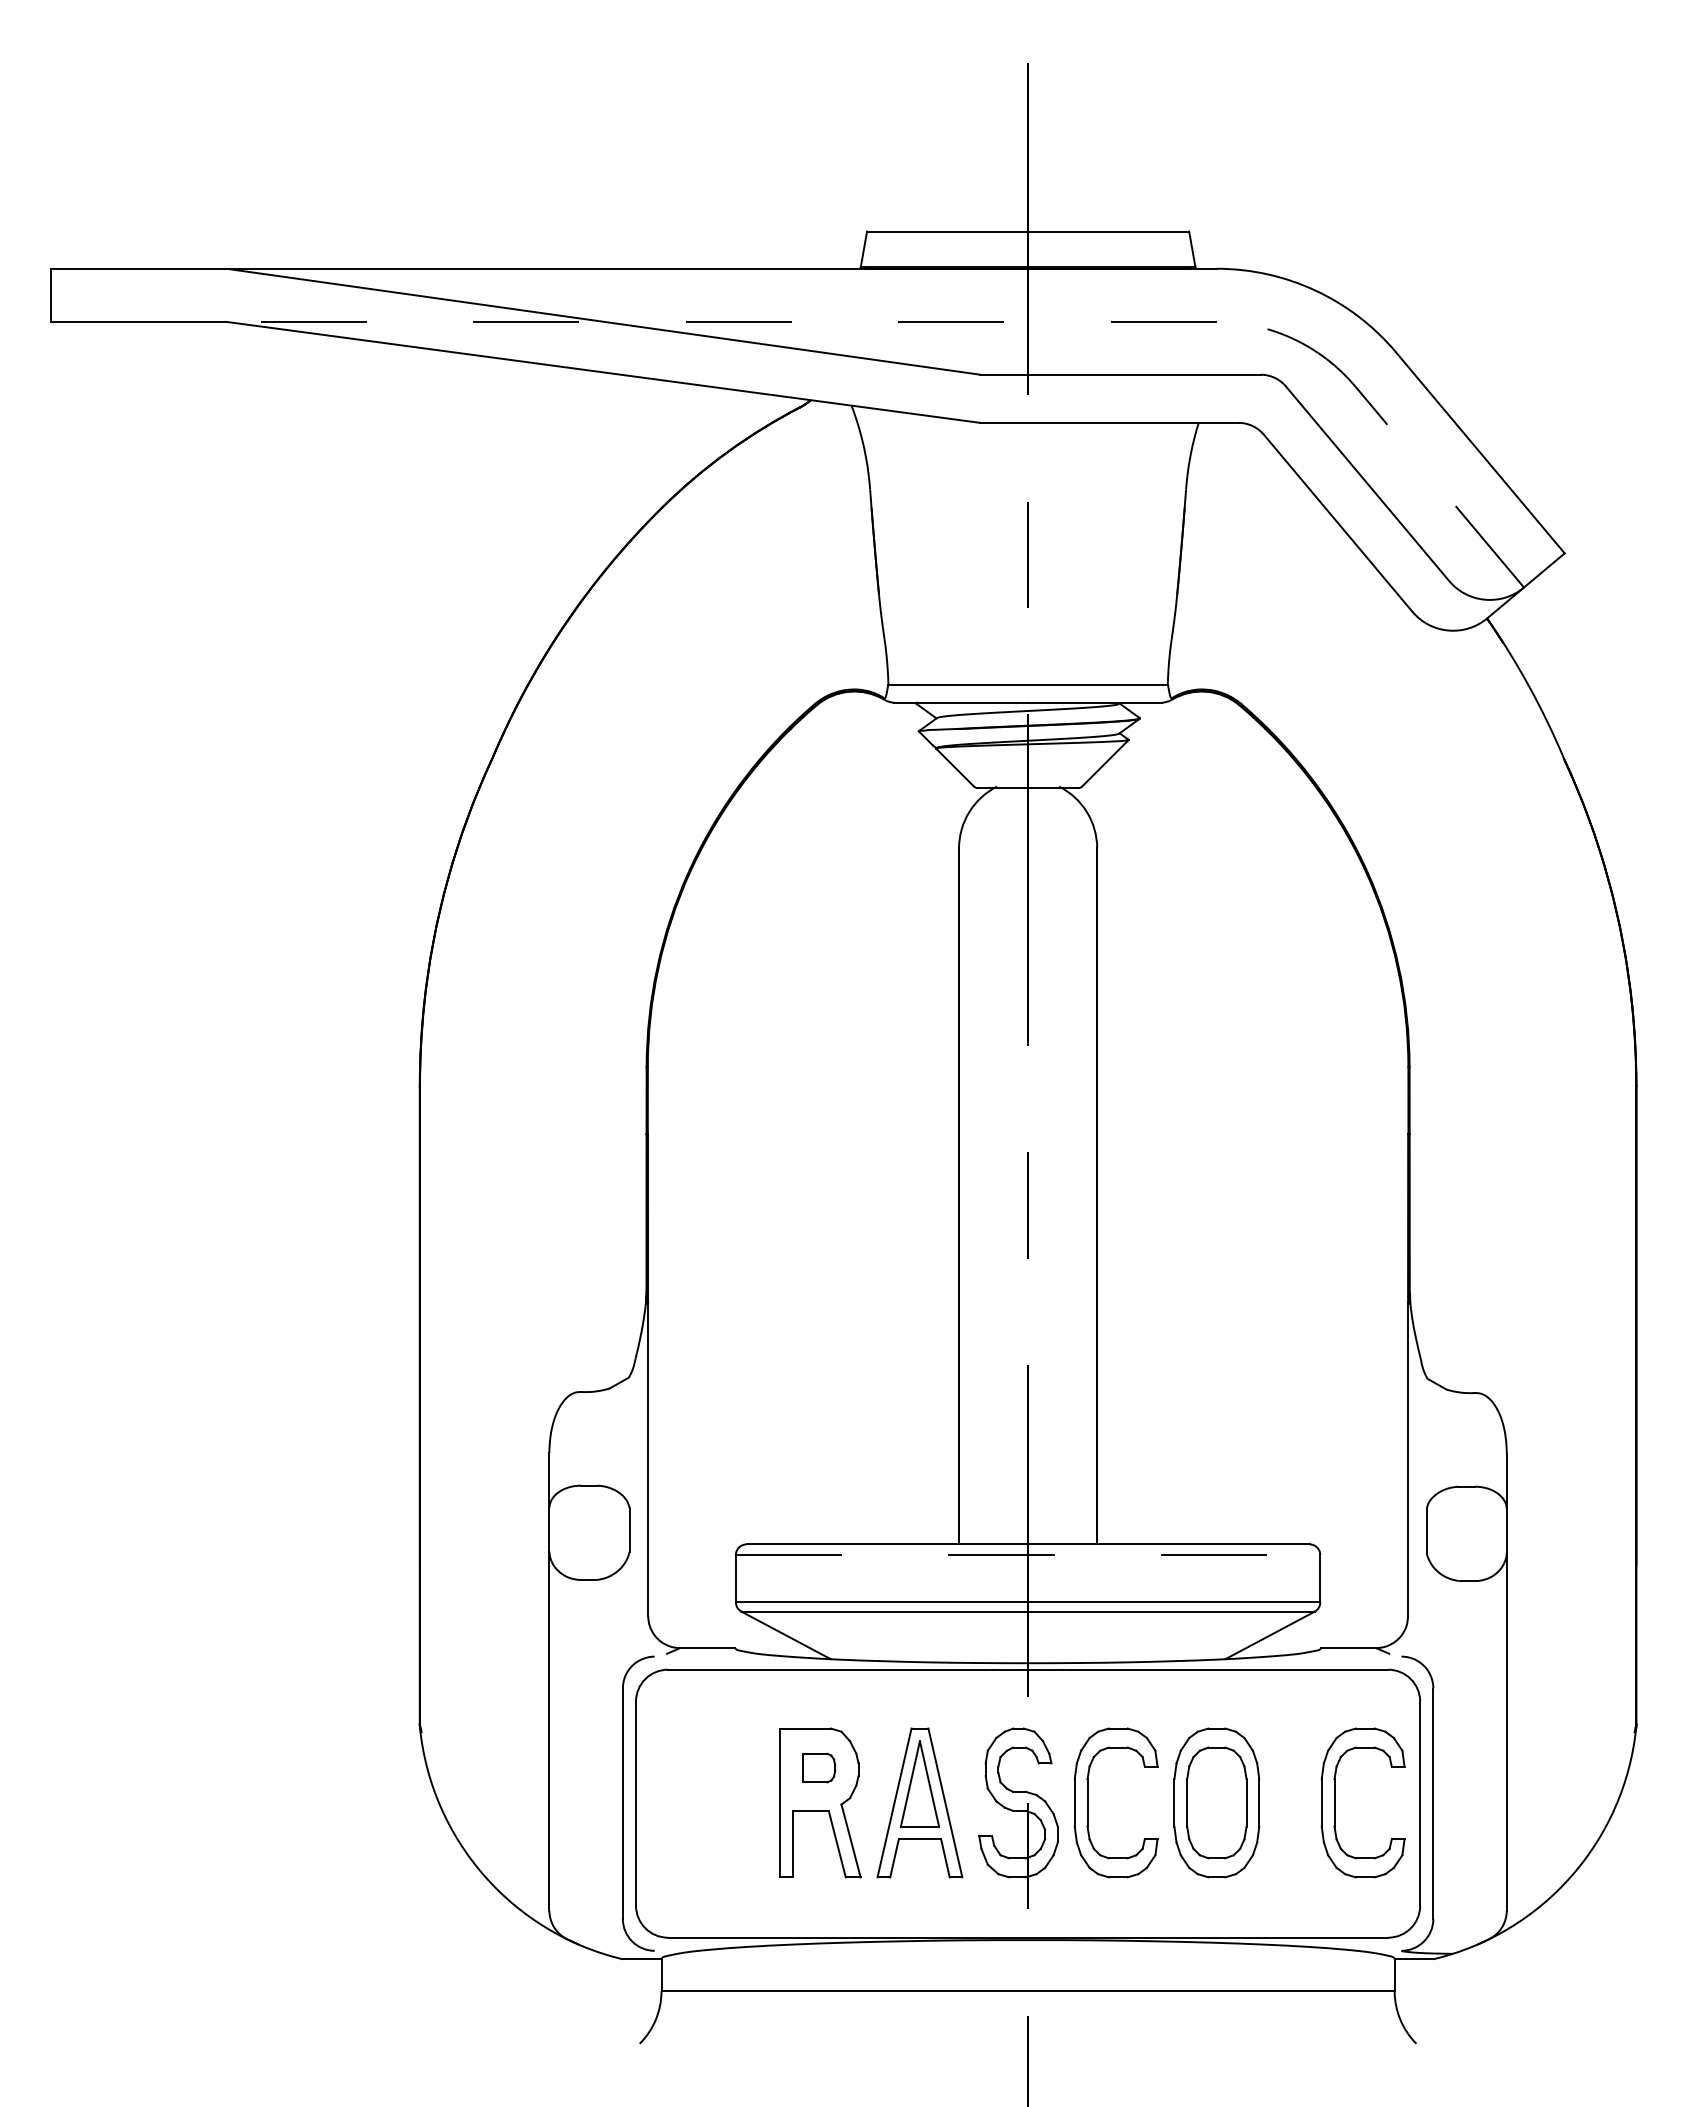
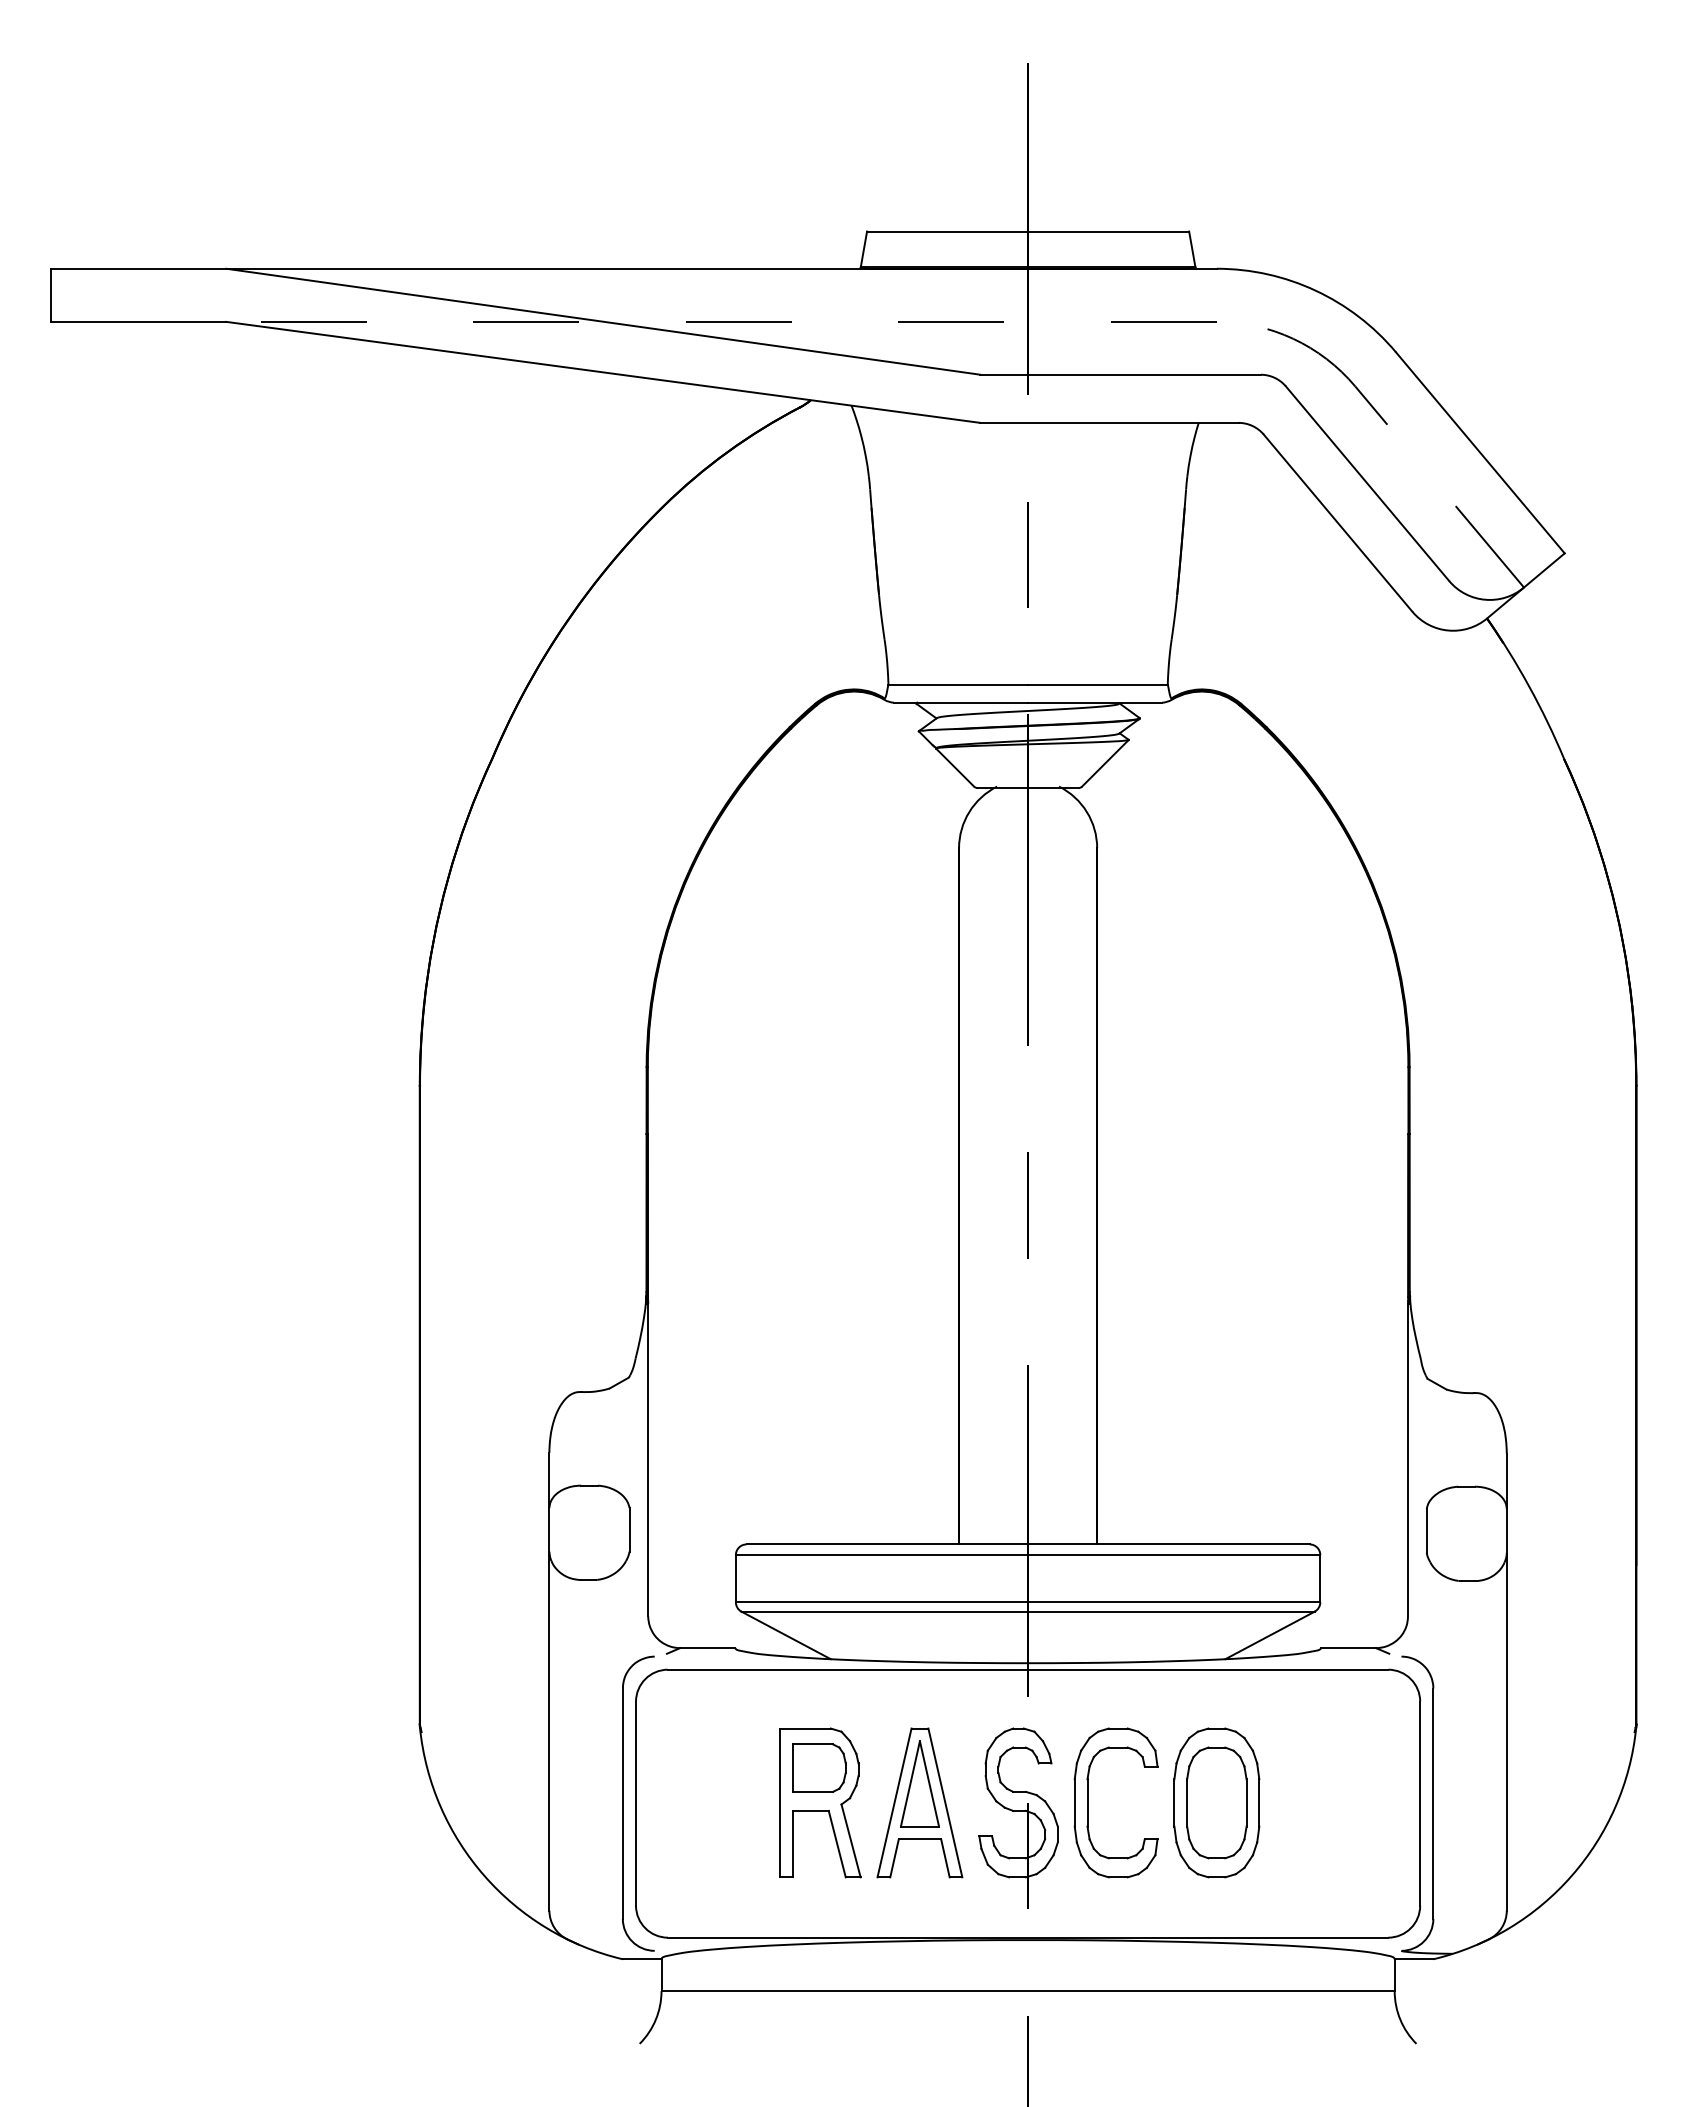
line: dashed -> solid (1028, 1555)
part size: 35x32 px -> 55x50 px (819, 1767)
part: present -> none (1335, 1802)
